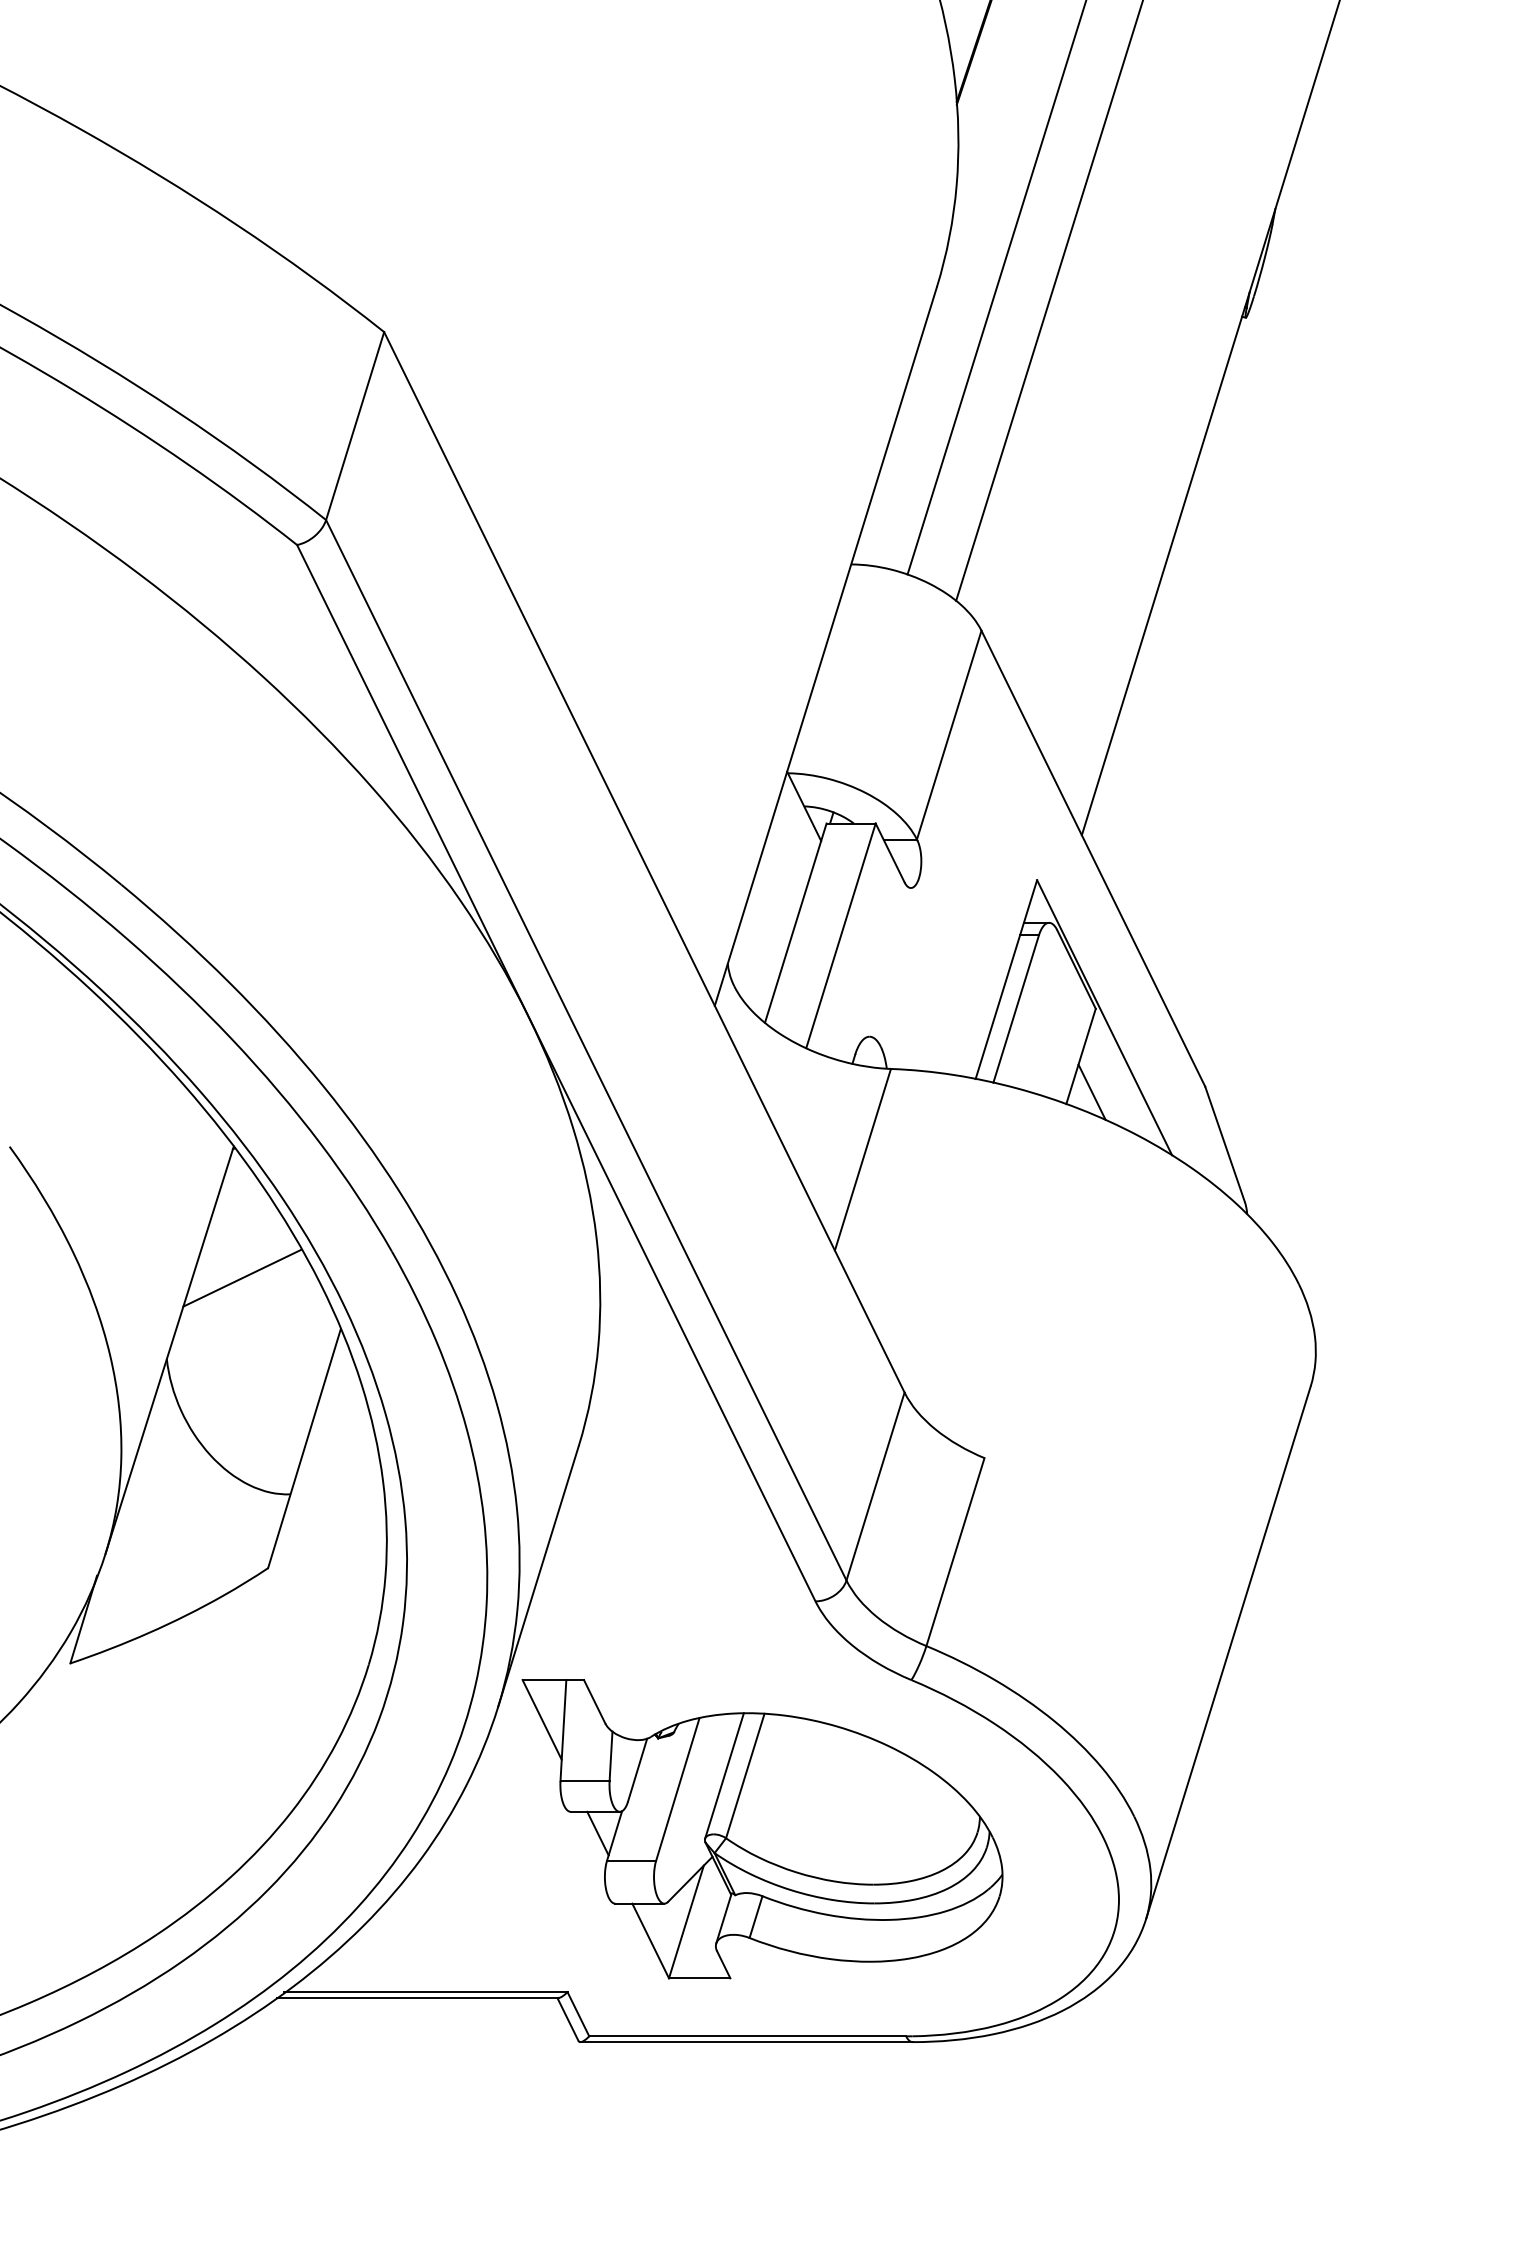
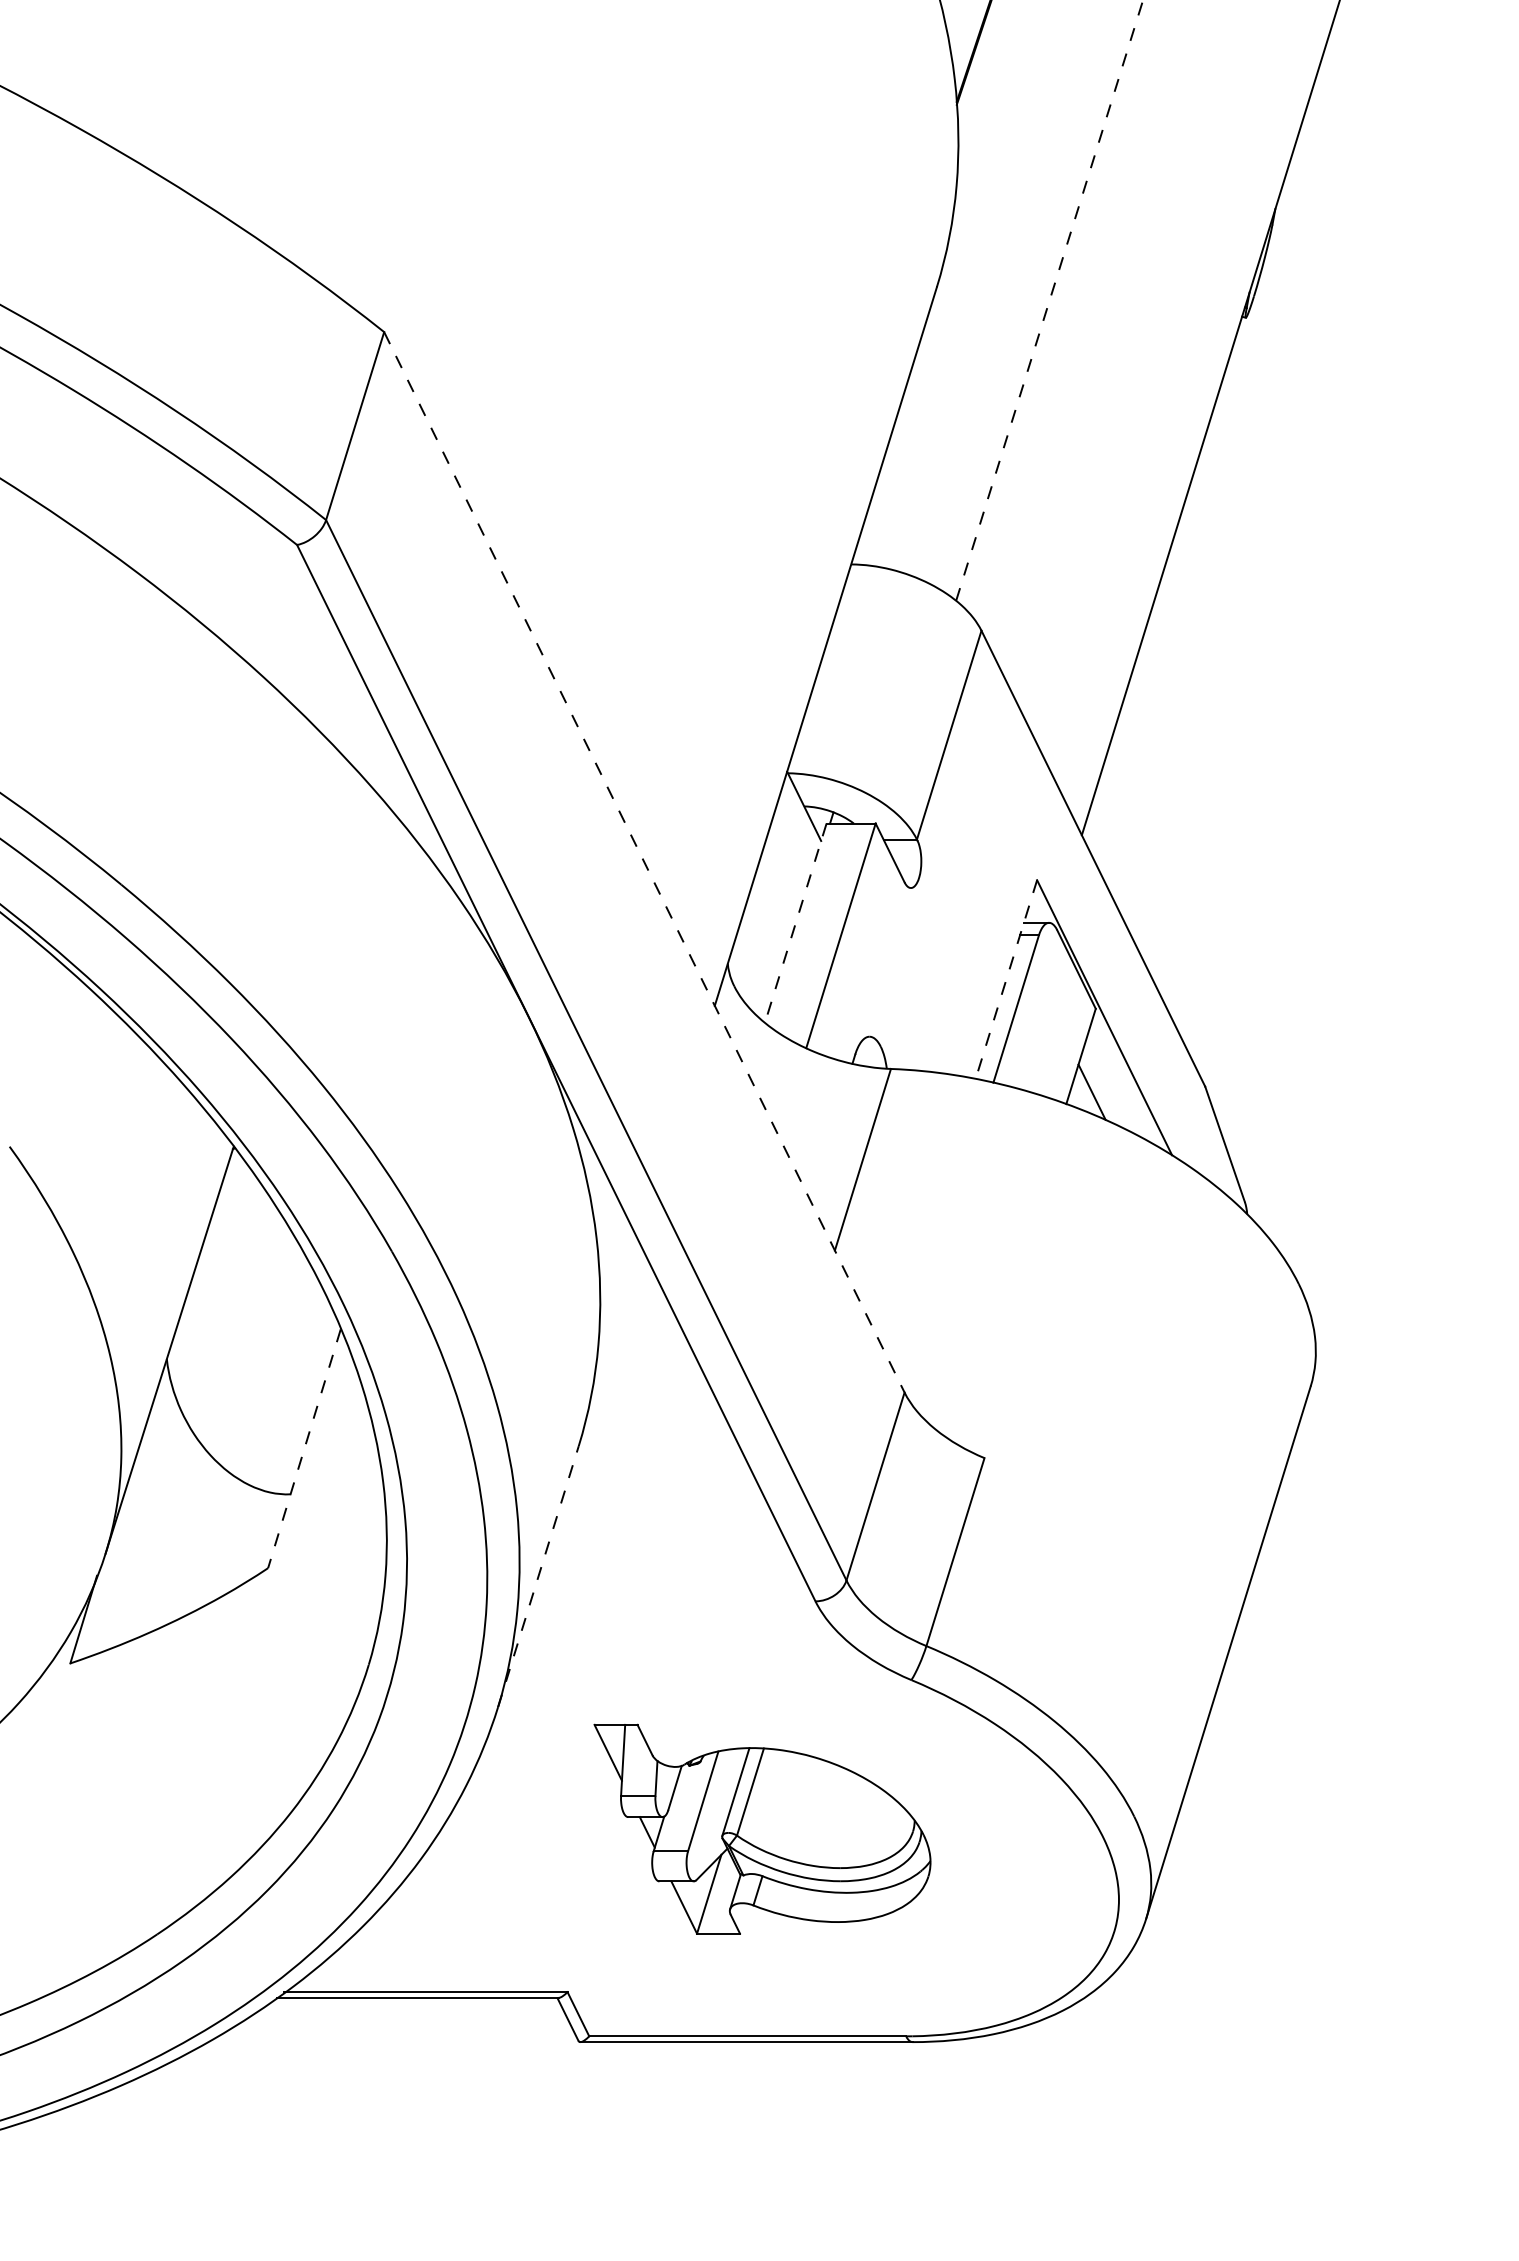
line: present -> none (996, 288)
line: solid -> dashed (1049, 300)
line: solid -> dashed (644, 862)
line: solid -> dashed (795, 923)
line: solid -> dashed (1006, 980)
line: present -> none (242, 1277)
line: solid -> dashed (304, 1448)
line: solid -> dashed (538, 1576)
part size: 483x301 px -> 339x212 px (762, 1828)
